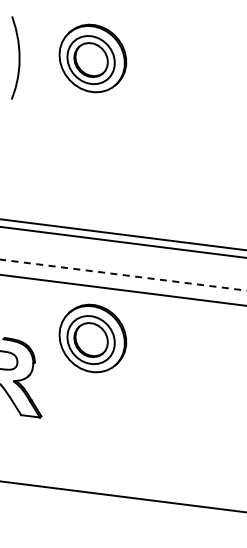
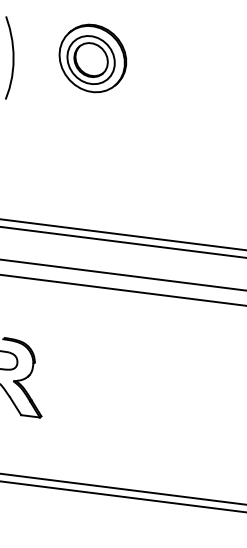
curve position: (18, 57) -> (12, 57) (12, 57)
line: dashed -> solid (123, 275)
part: present -> none (92, 338)
line: none -> present (122, 489)
